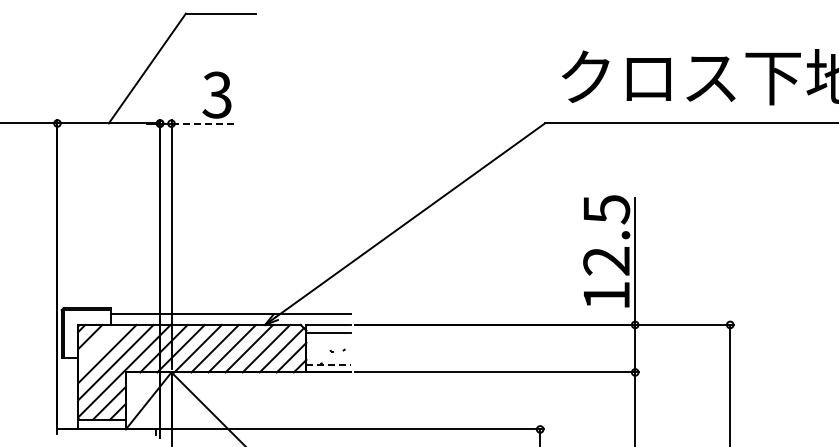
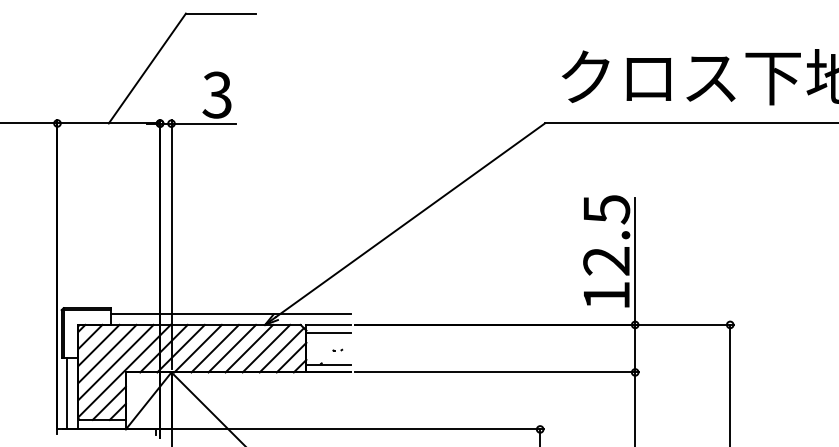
line: dashed -> solid (204, 123)
line: none -> present (98, 345)
part size: 17x5 px -> 12x4 px (337, 349)
line: dashed -> solid (329, 364)
line: none -> present (66, 393)
